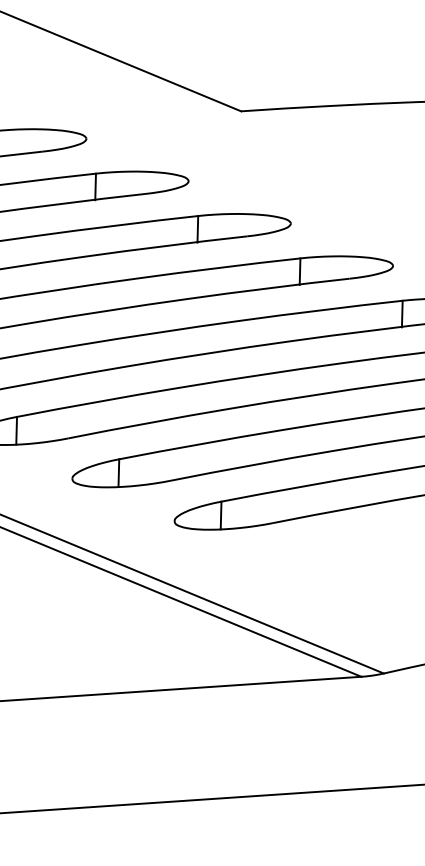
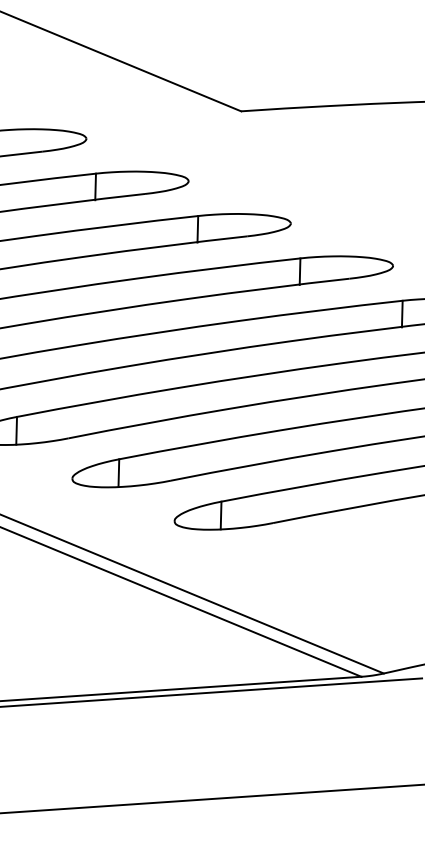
line: none -> present (211, 692)
